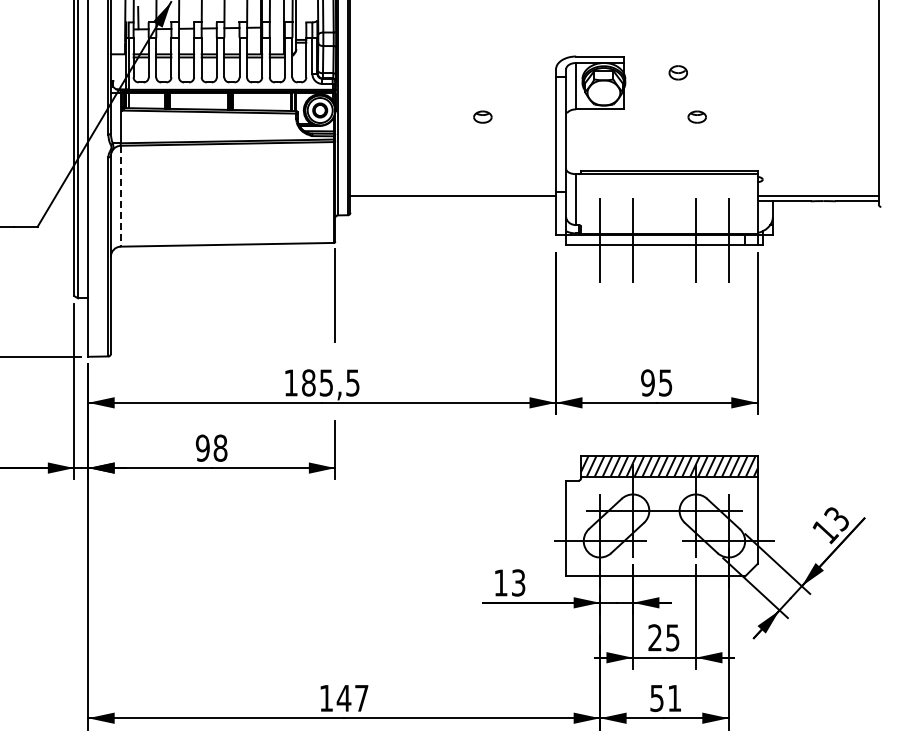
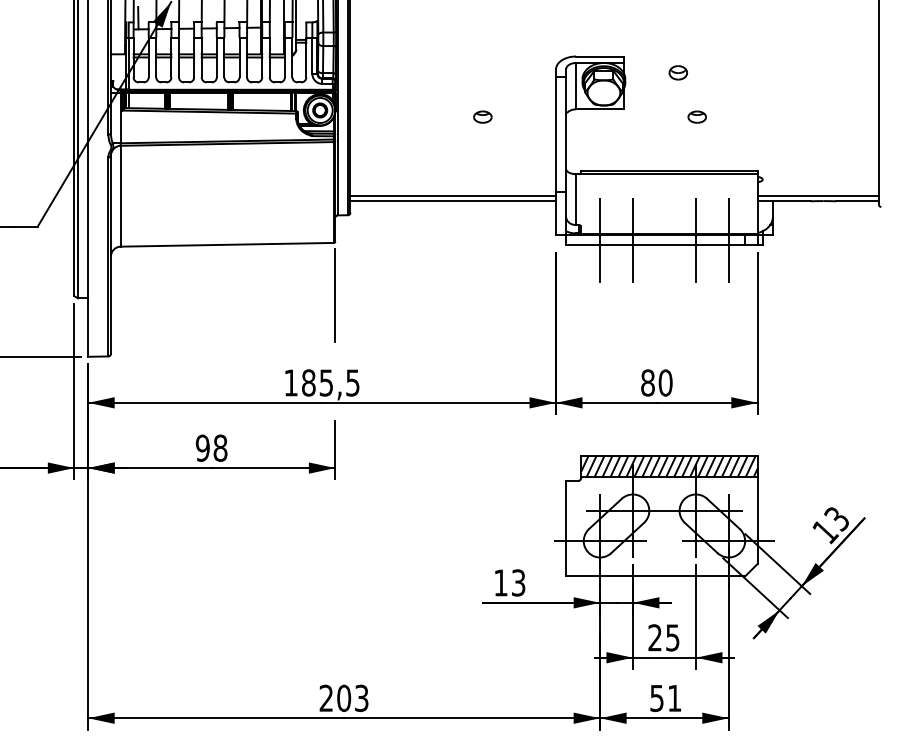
line: dashed -> solid (120, 196)
line: none -> present (453, 201)
text: 95 -> 80 (656, 382)
text: 147 -> 203 (343, 698)
